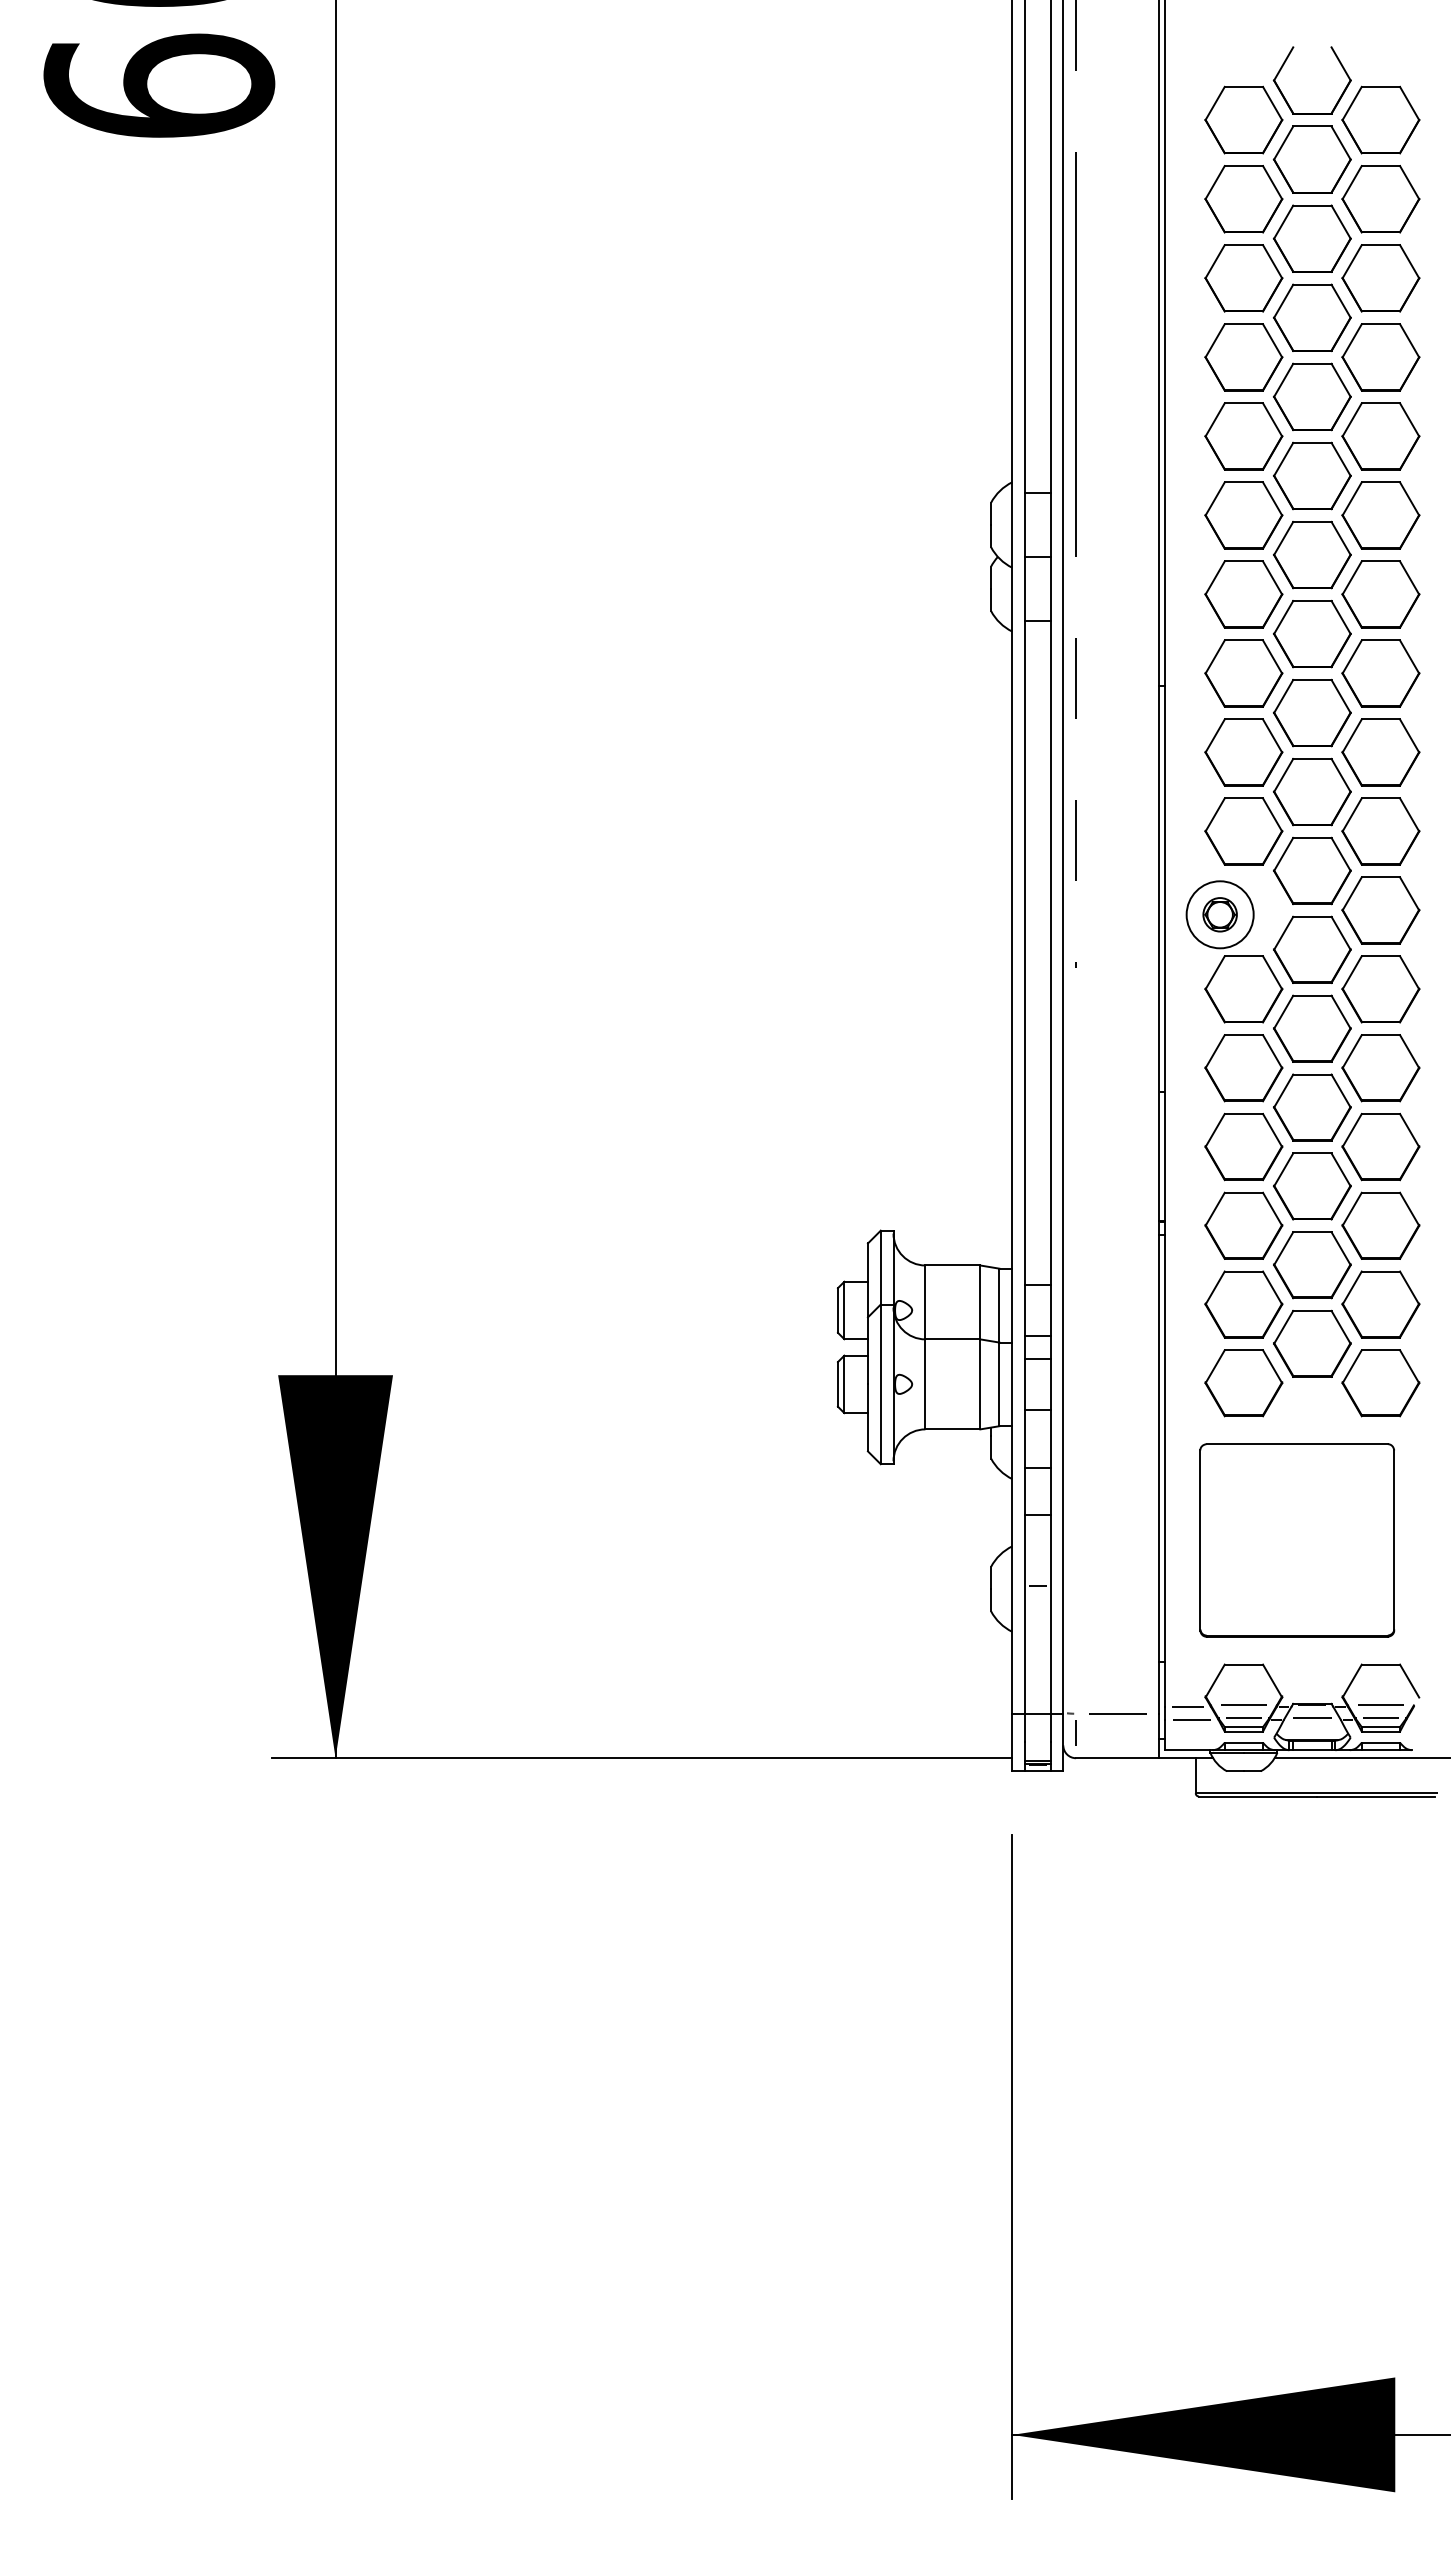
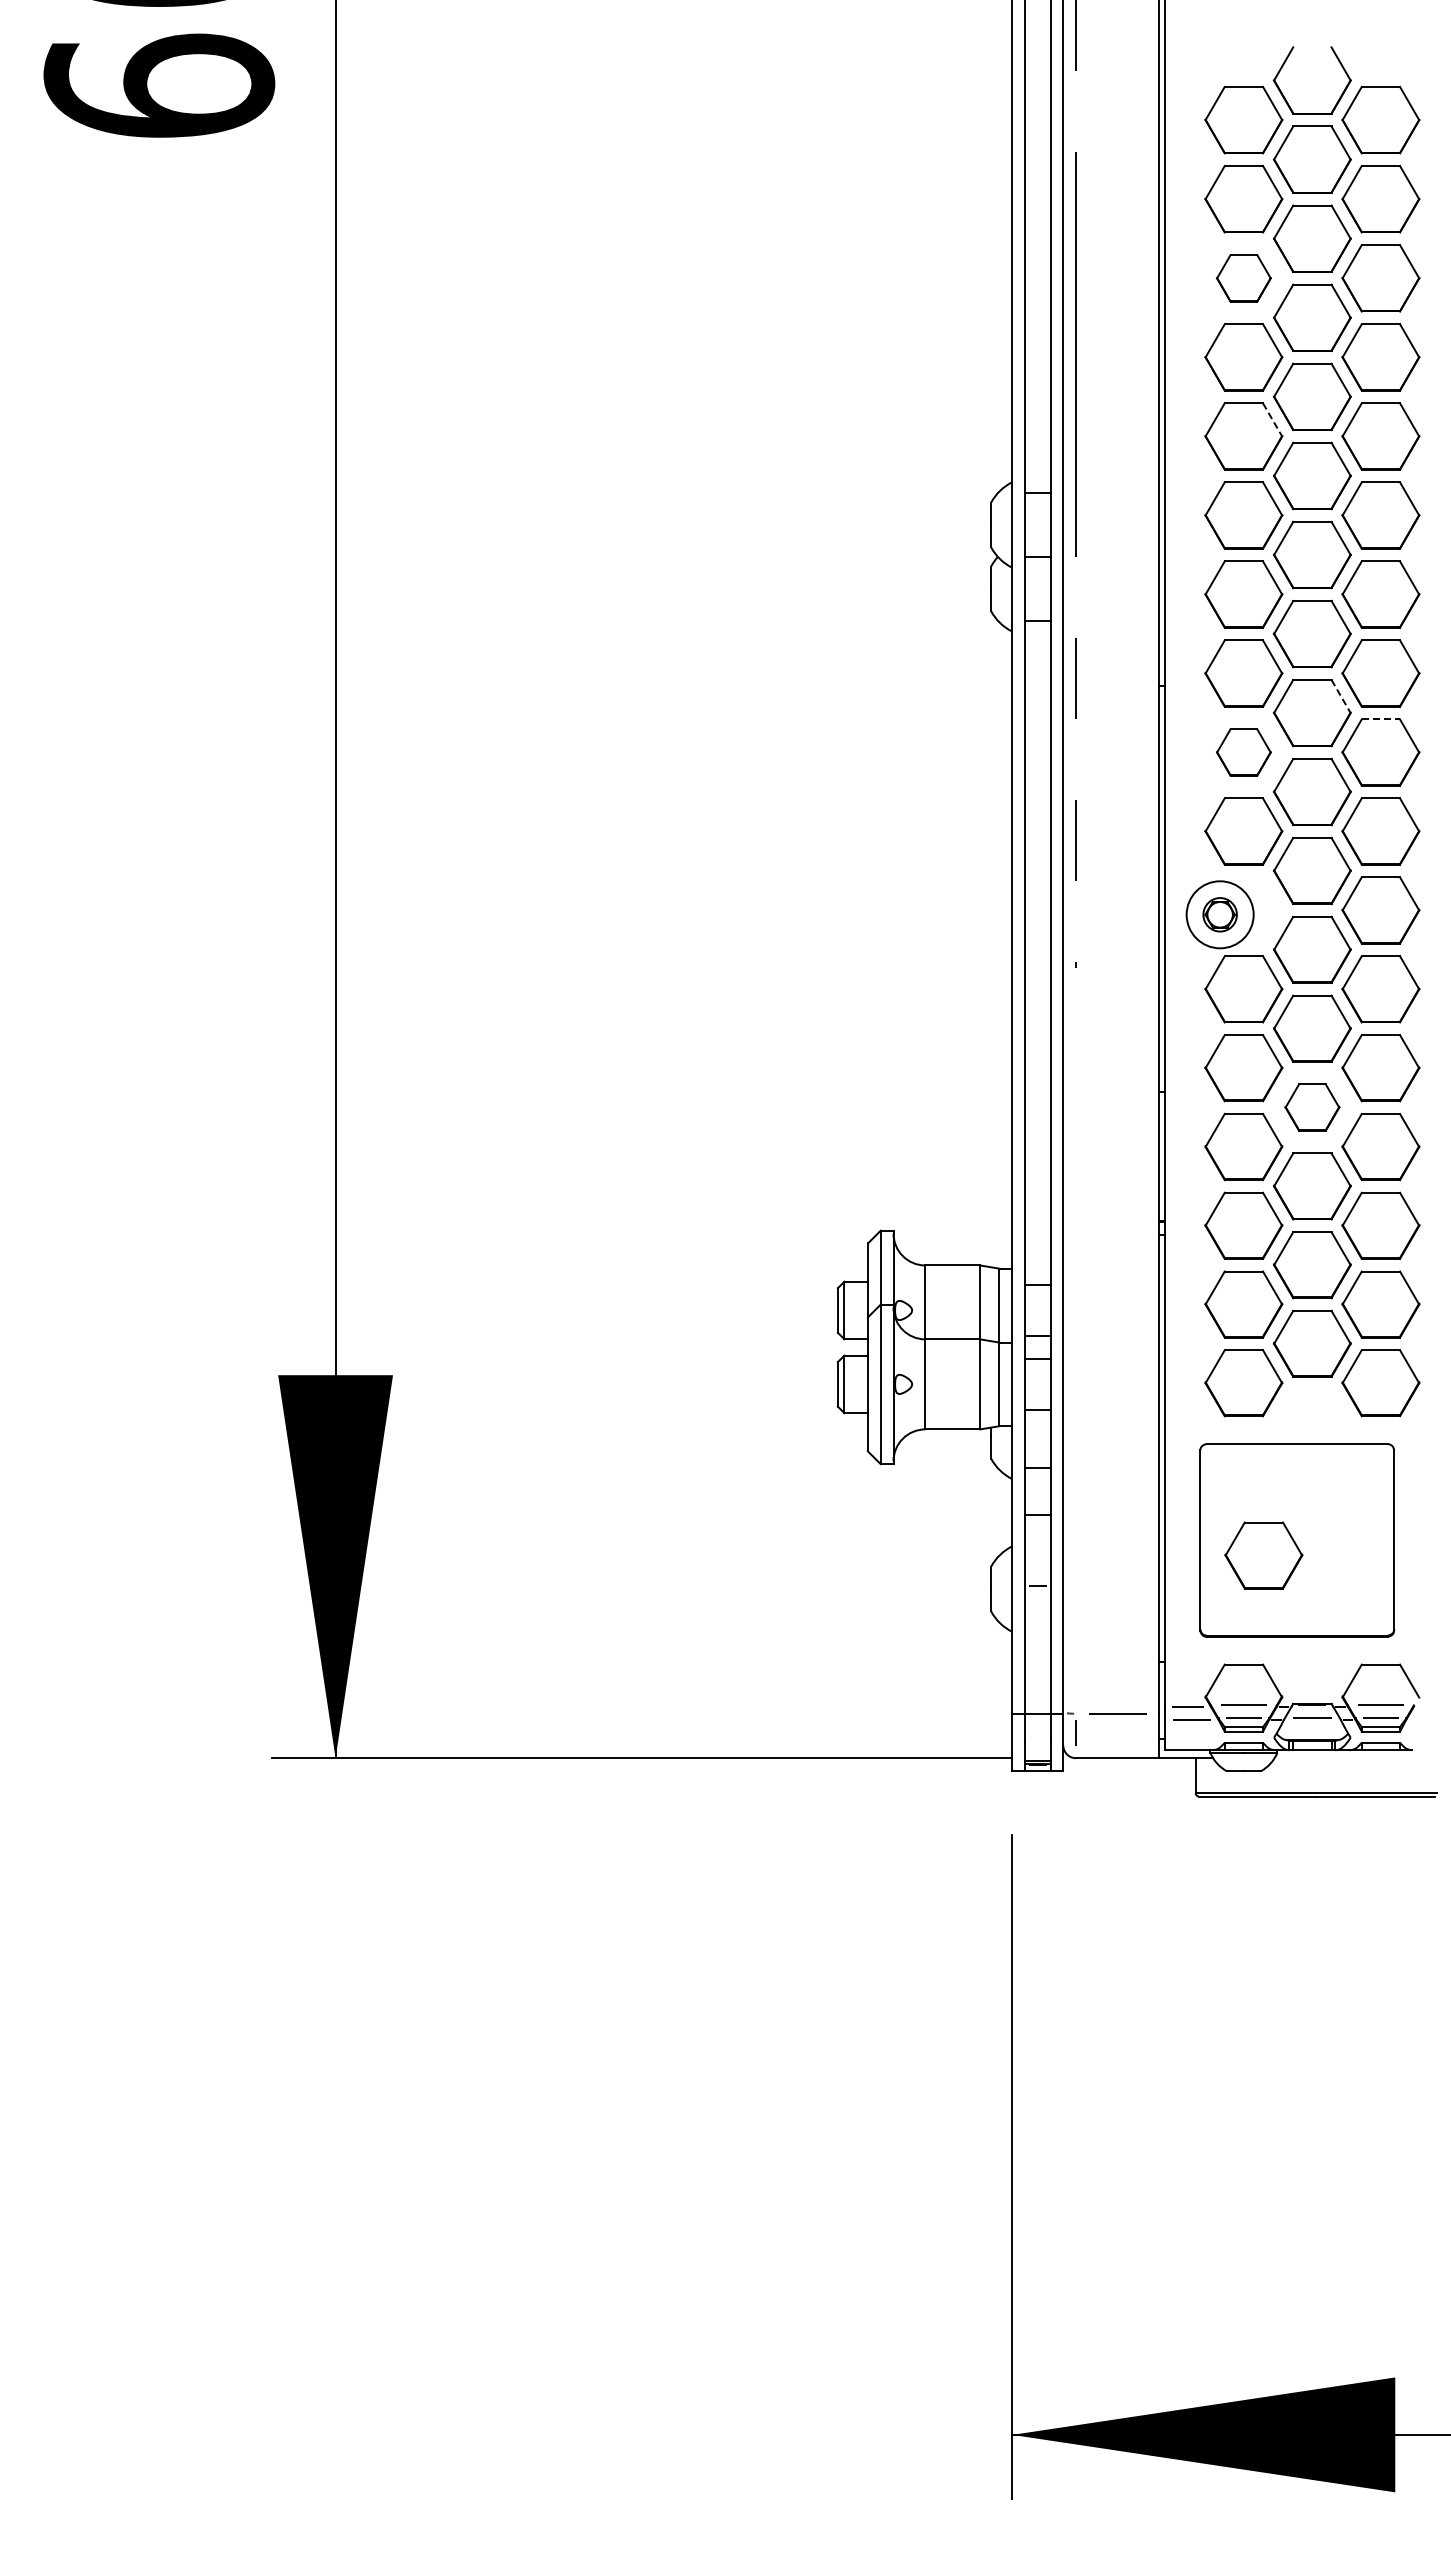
part size: 80x69 px -> 56x49 px (1243, 278)
line: solid -> dashed (1272, 420)
line: solid -> dashed (1341, 696)
line: solid -> dashed (1381, 719)
part size: 80x69 px -> 56x49 px (1243, 752)
part size: 79x69 px -> 57x49 px (1312, 1107)
part: none -> present (1263, 1555)
line: present -> none (1360, 1758)
